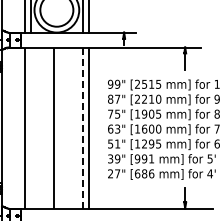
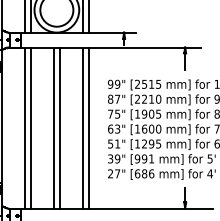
line: none -> present (30, 127)
line: none -> present (59, 127)
line: dashed -> solid (83, 128)
